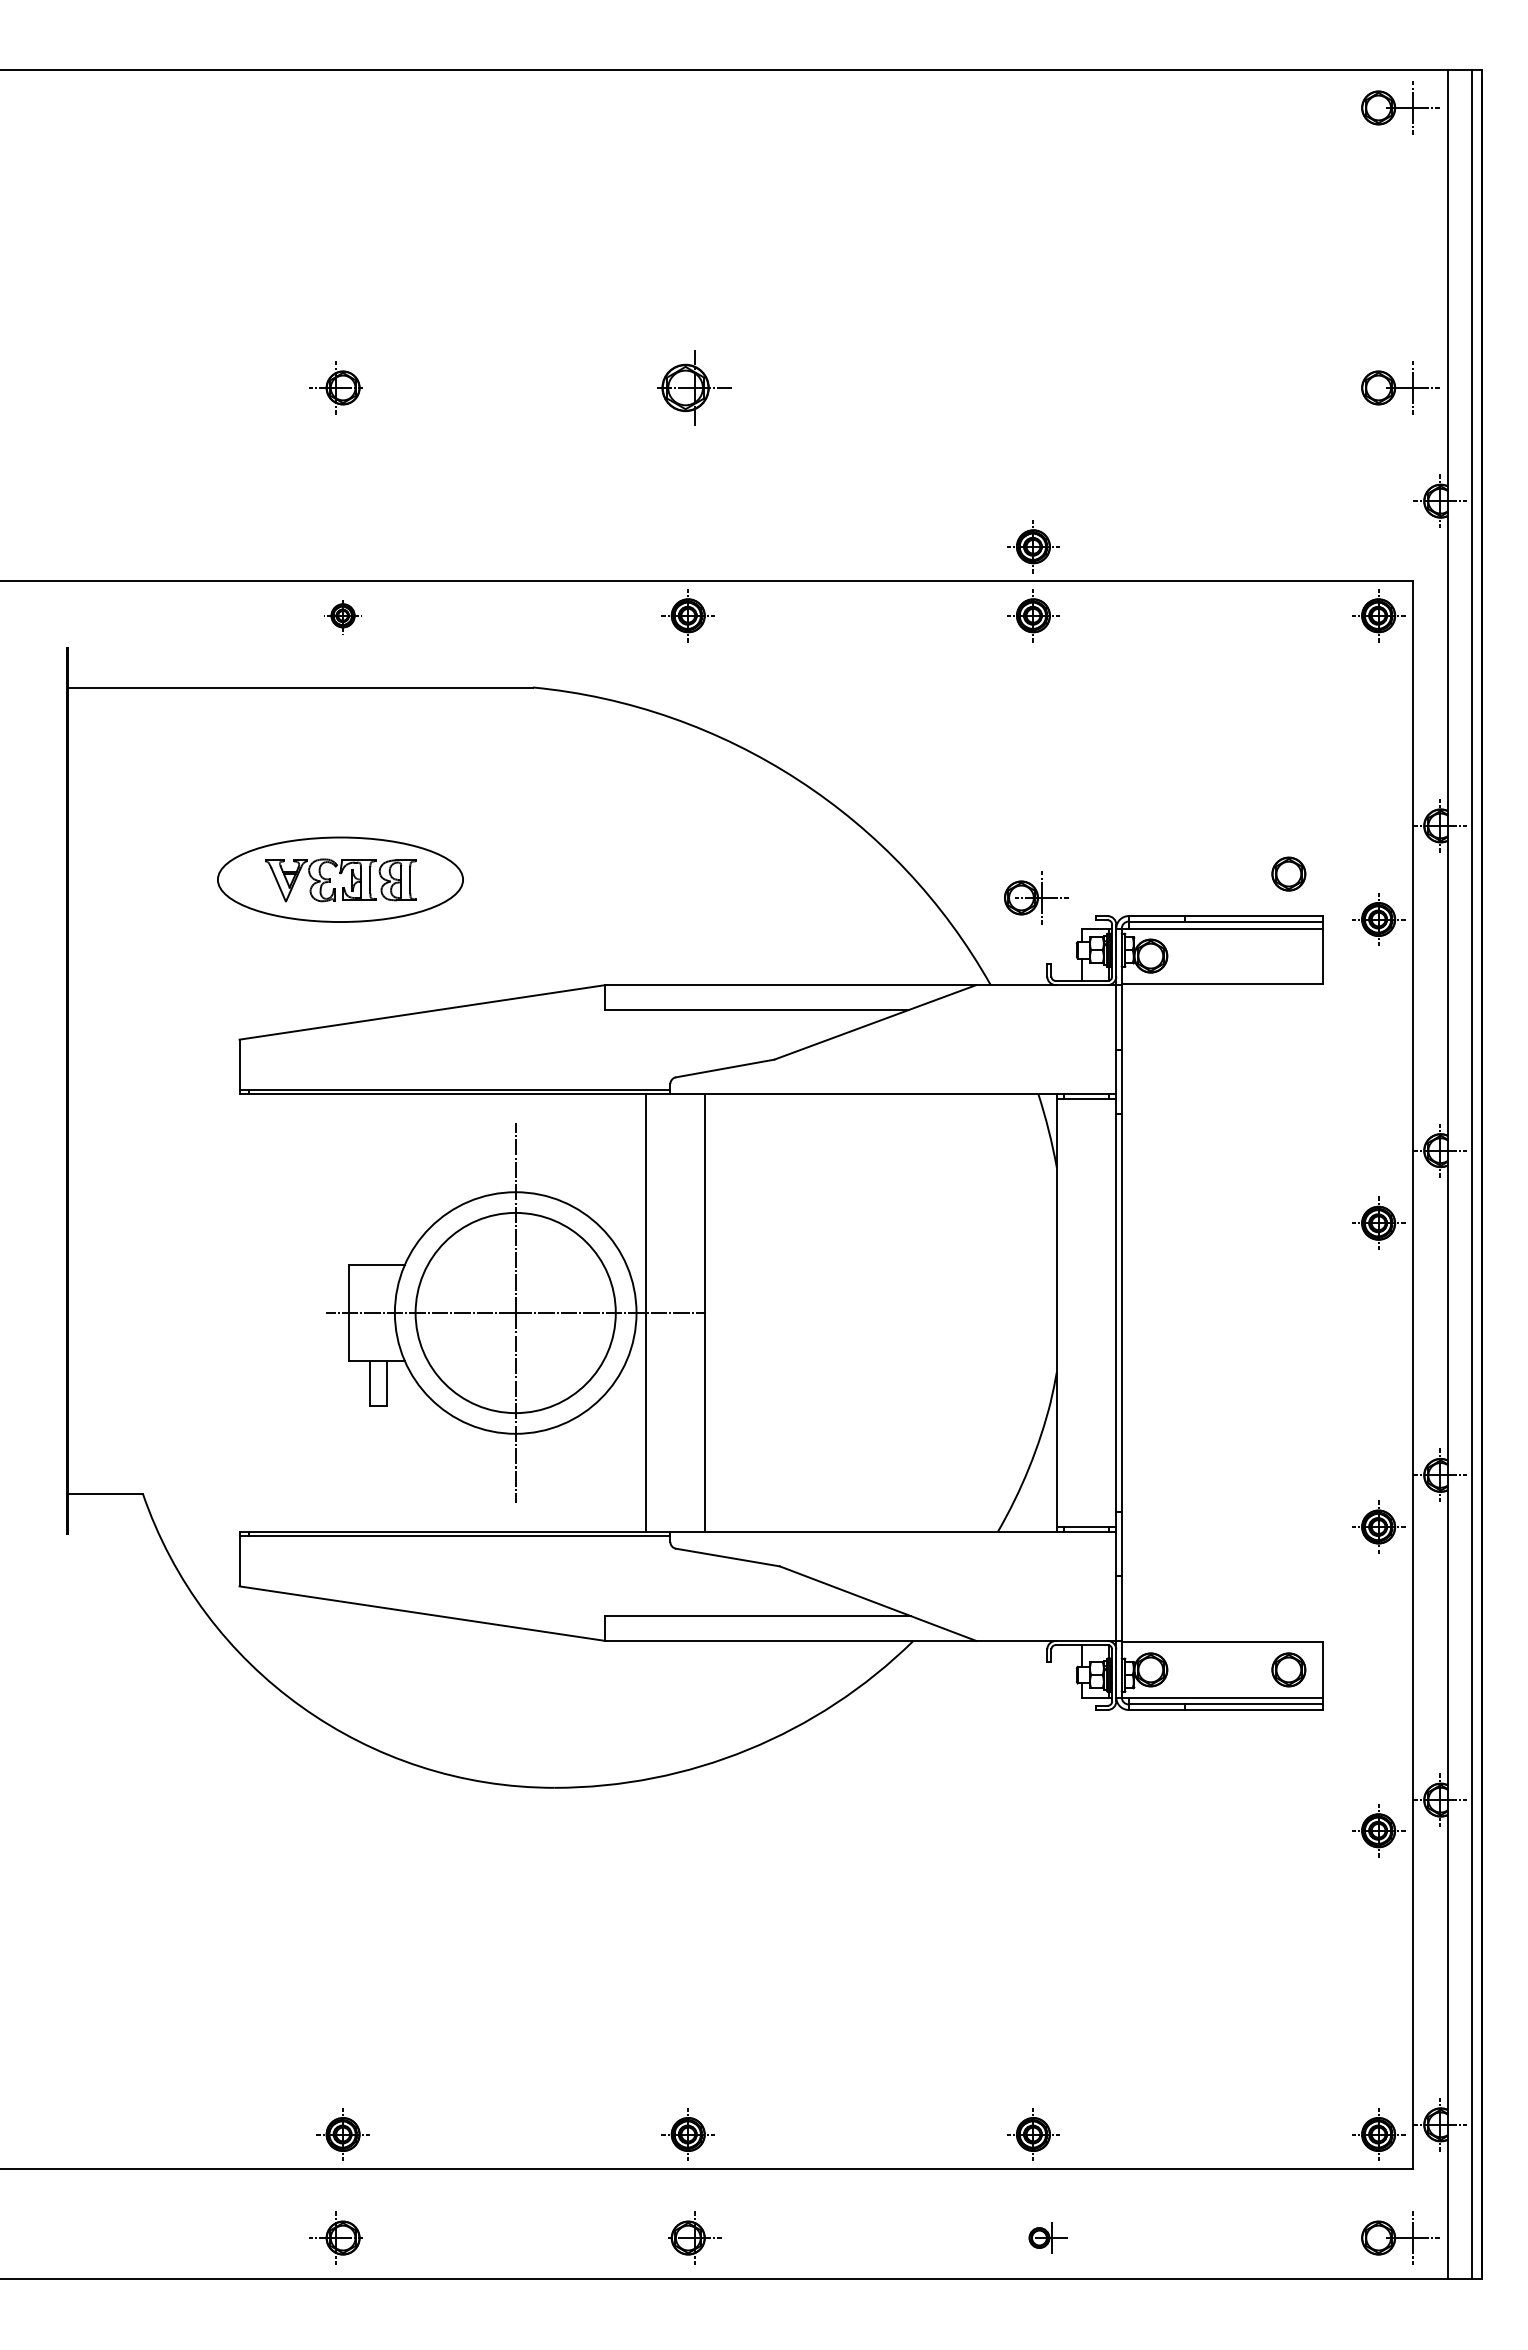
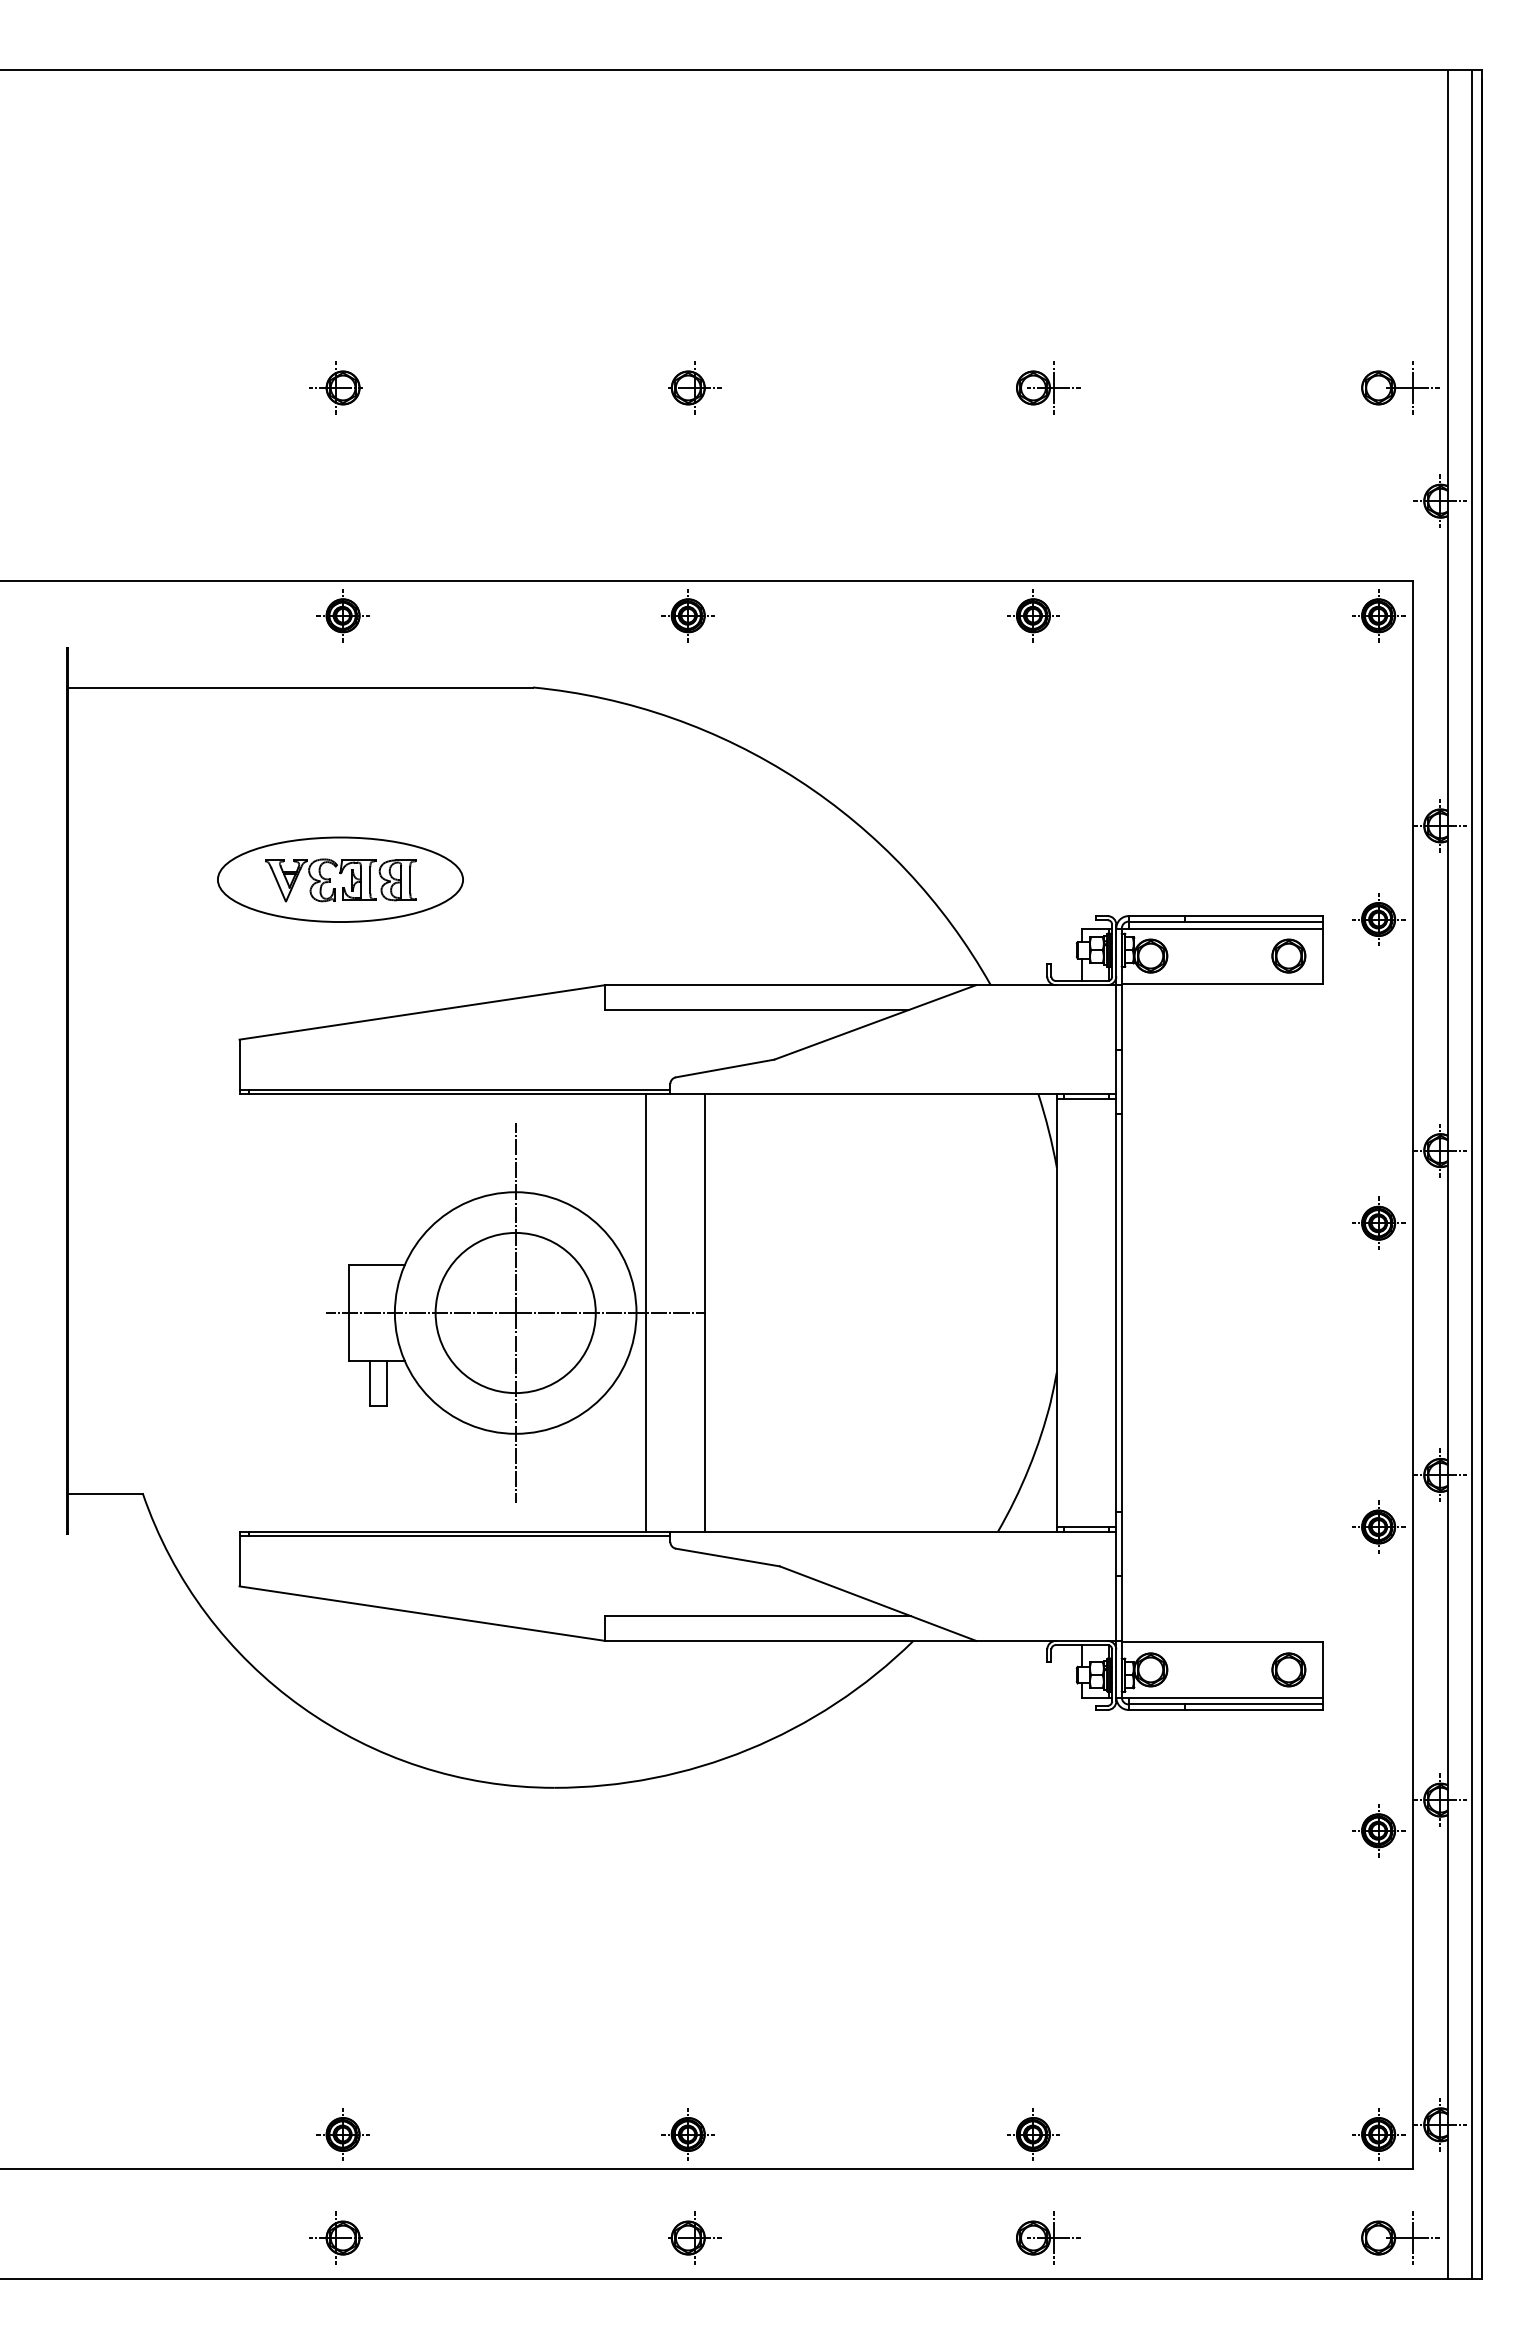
part: present -> none (1400, 107)
part size: 75x76 px -> 54x54 px (694, 387)
part: present -> none (1033, 546)
part size: 38x35 px -> 54x54 px (342, 615)
part position: (1288, 873) -> (1288, 955) (1288, 955)
part position: (1036, 897) -> (1048, 387) (1048, 387)
circle diameter: 200 px -> 160 px (515, 1312)
part size: 40x32 px -> 65x54 px (1048, 2237)
